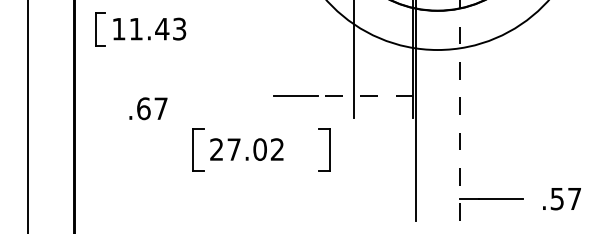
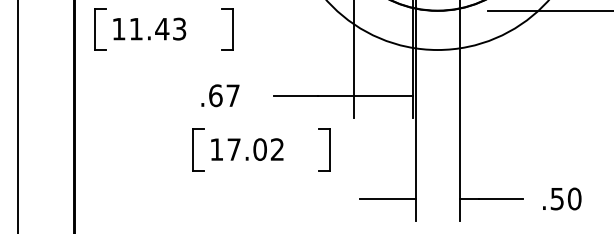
line: none -> present (549, 10)
part size: 11x35 px -> 13x43 px (100, 29)
part: none -> present (227, 29)
line: dashed -> solid (365, 96)
text position: (148, 108) -> (220, 95) (220, 95)
line: dashed -> solid (459, 111)
line position: (28, 116) -> (18, 116) (18, 116)
text: 27.02 -> 17.02 (216, 149)
text: .57 -> .50 (574, 198)
line: none -> present (387, 199)
